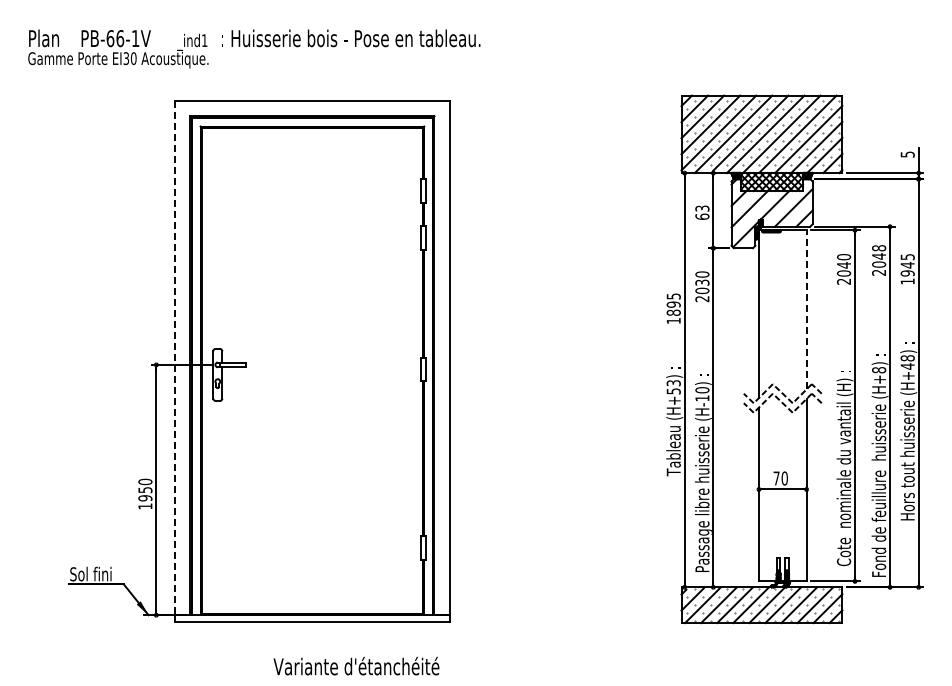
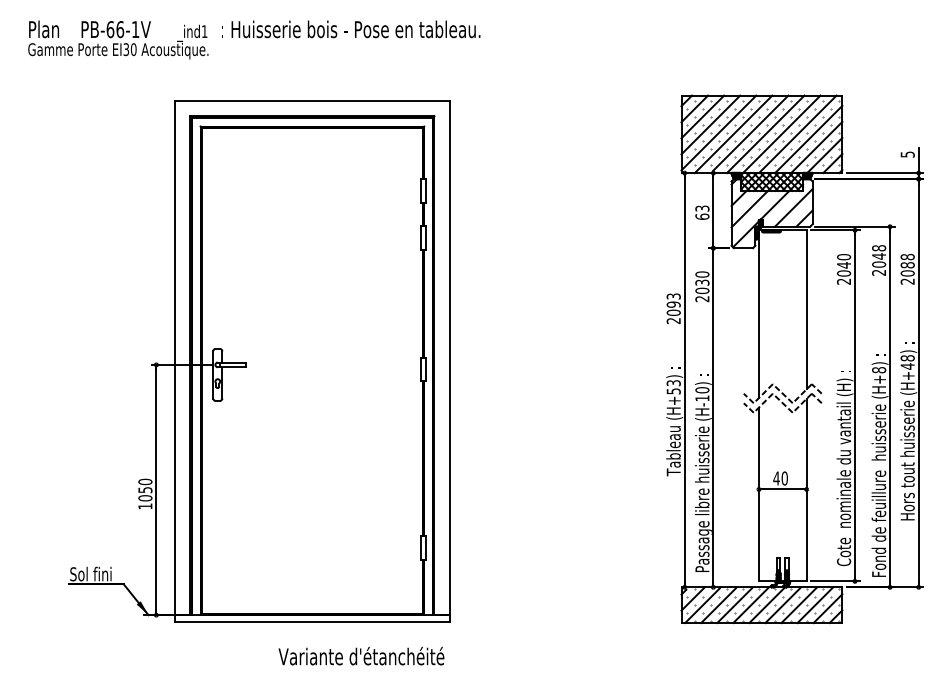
text position: (254, 48) -> (254, 39) (254, 39)
text: 1945 -> 2088 (907, 269)
text: 1895 -> 2093 (673, 308)
line: dashed -> solid (806, 309)
line: dashed -> solid (174, 358)
text: 70 -> 40 (776, 478)
text: 1950 -> 1050 (145, 498)
text position: (356, 665) -> (361, 655) (361, 655)
